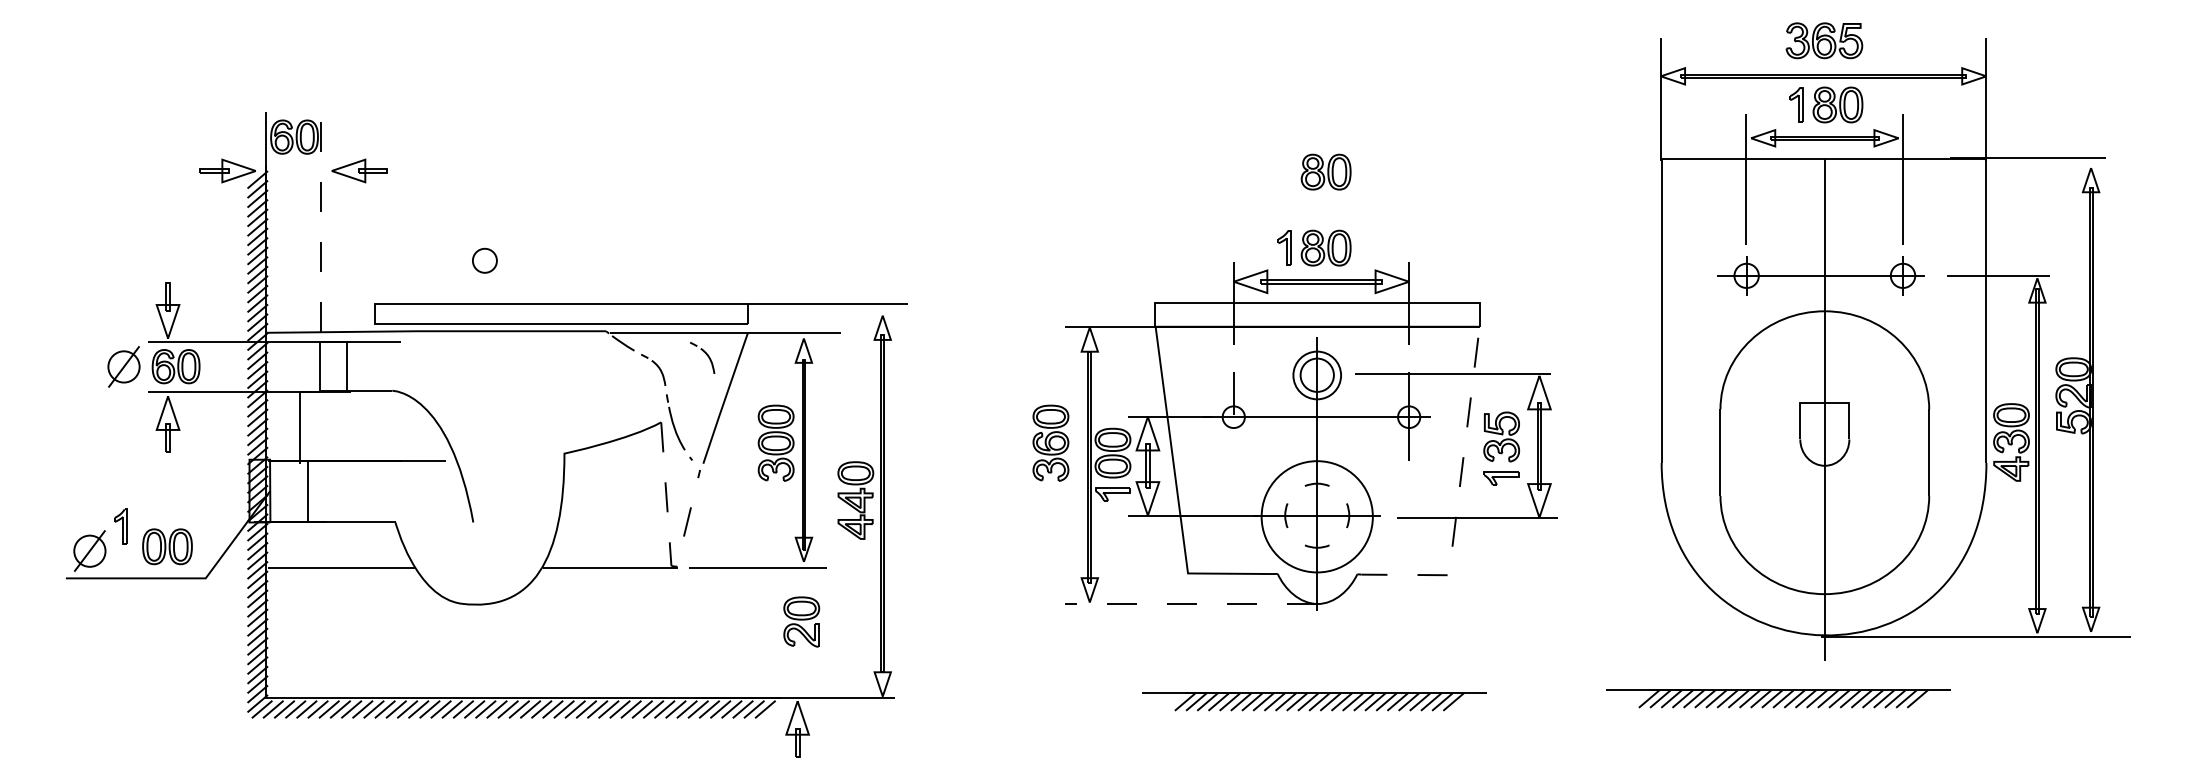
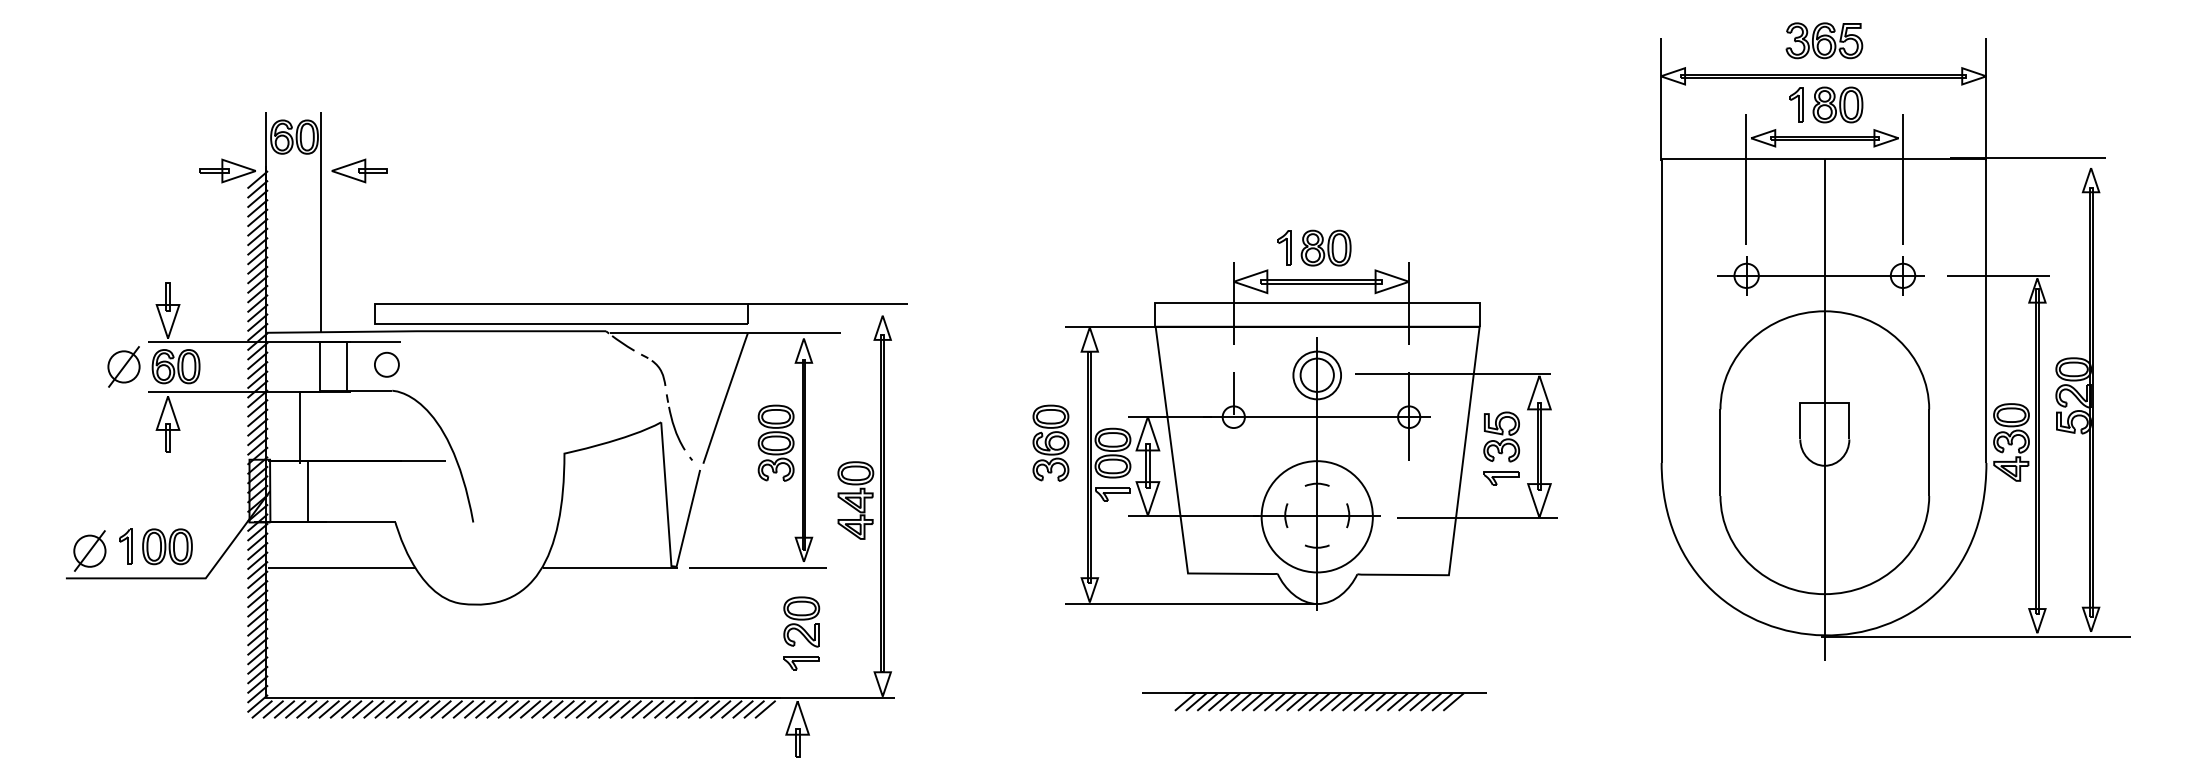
part: present -> none (1325, 171)
line: dashed -> solid (321, 221)
part position: (484, 260) -> (386, 364) (386, 364)
part: present -> none (702, 357)
line: dashed -> solid (1458, 498)
part position: (120, 526) -> (125, 546) (125, 546)
line: dashed -> solid (670, 548)
line: dashed -> solid (1190, 603)
part: none -> present (801, 663)
part: present -> none (1778, 698)
